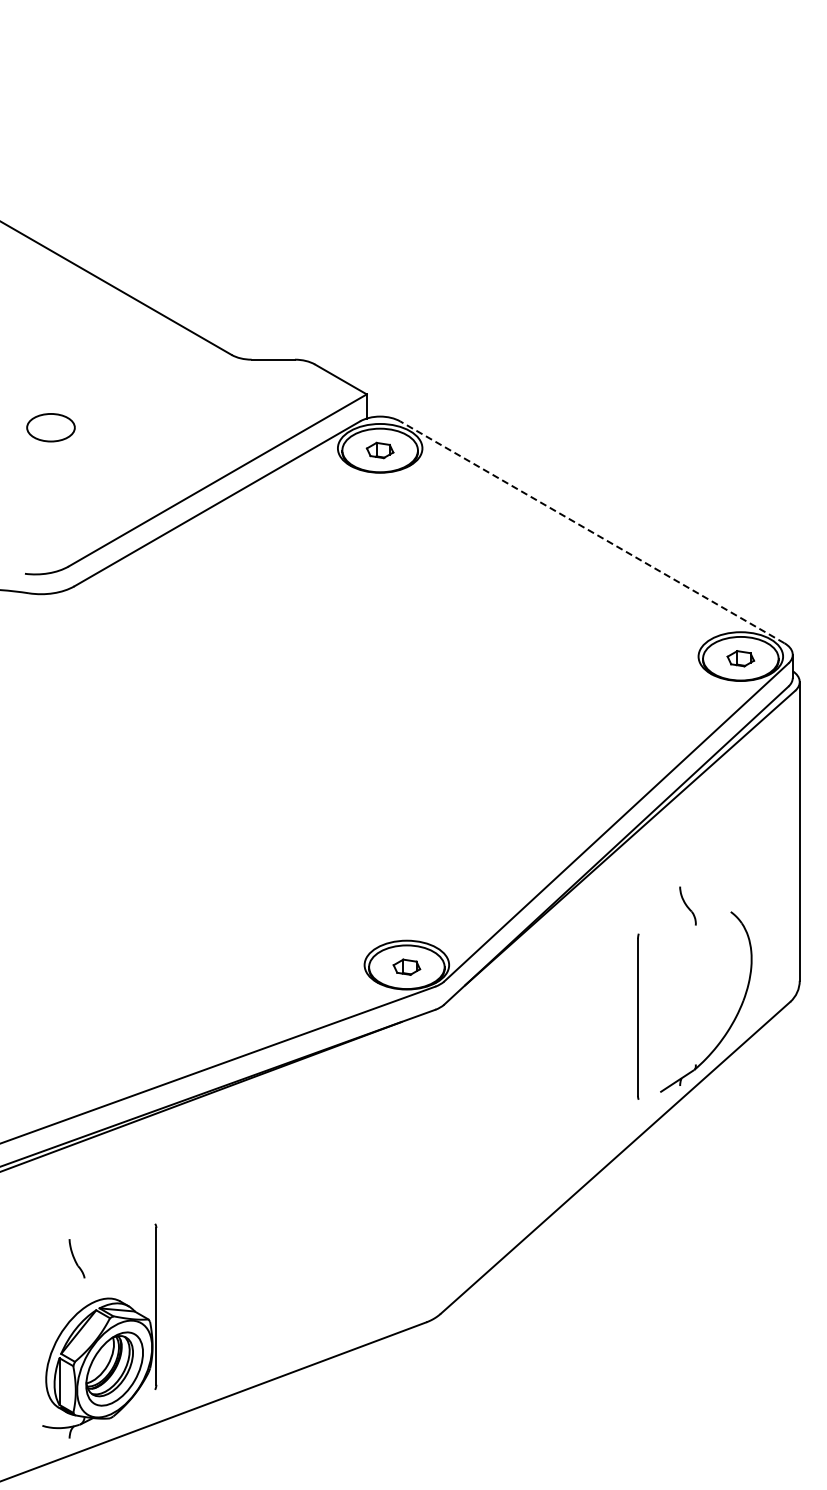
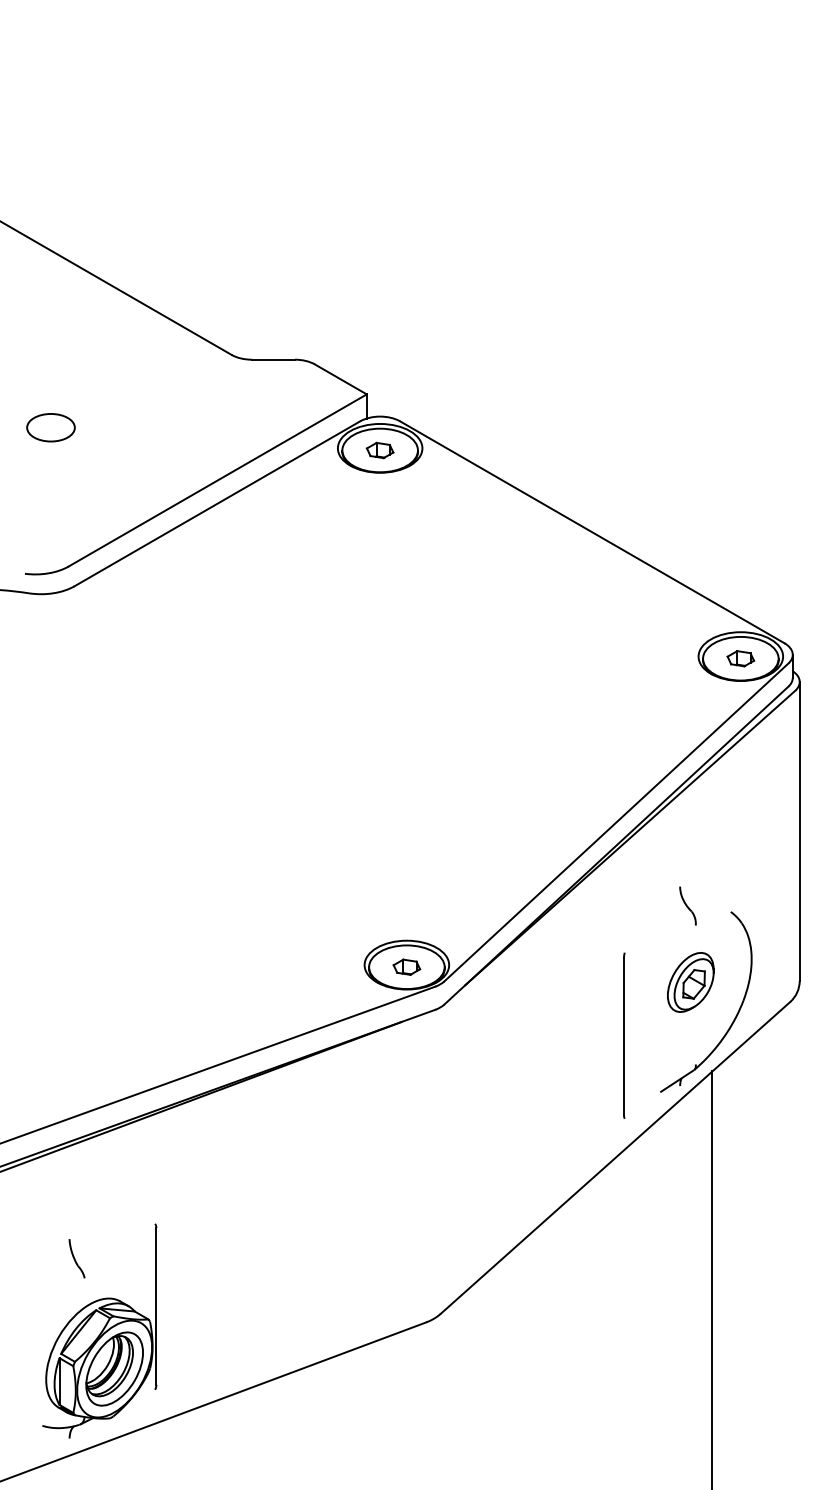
line: dashed -> solid (592, 532)
part: none -> present (690, 982)
line position: (638, 1016) -> (624, 1035) (624, 1035)
line: none -> present (712, 1278)
